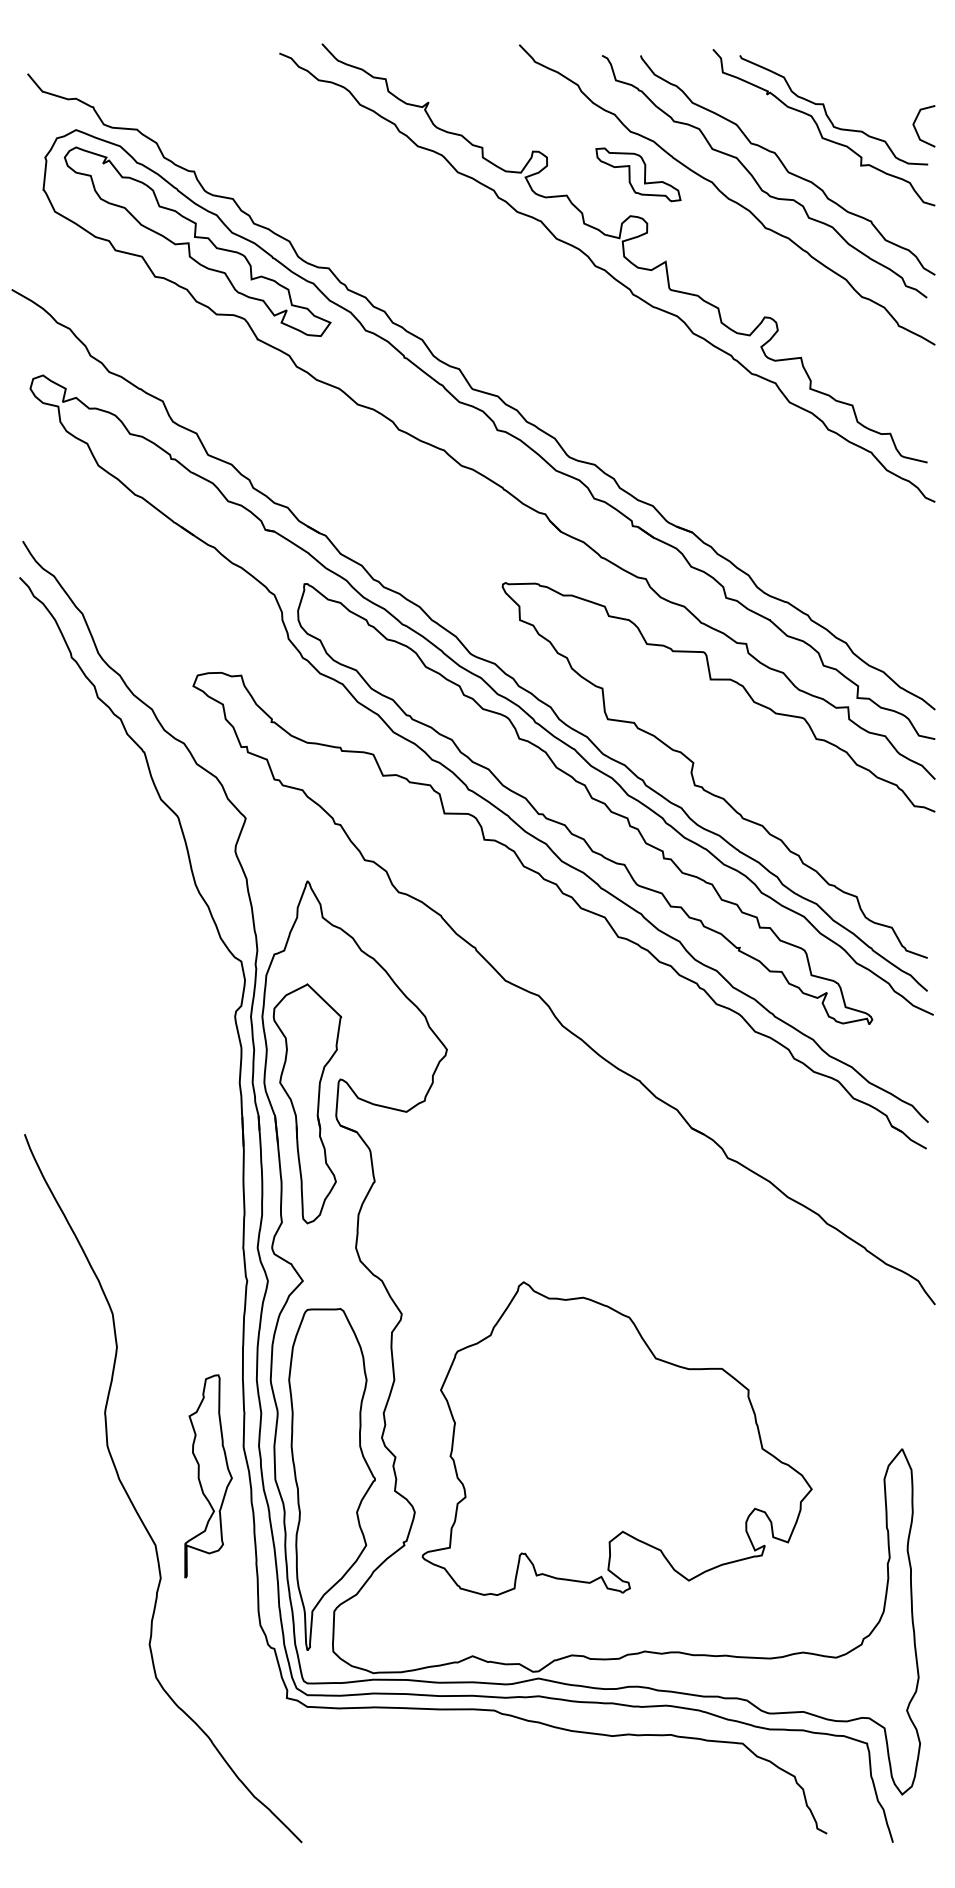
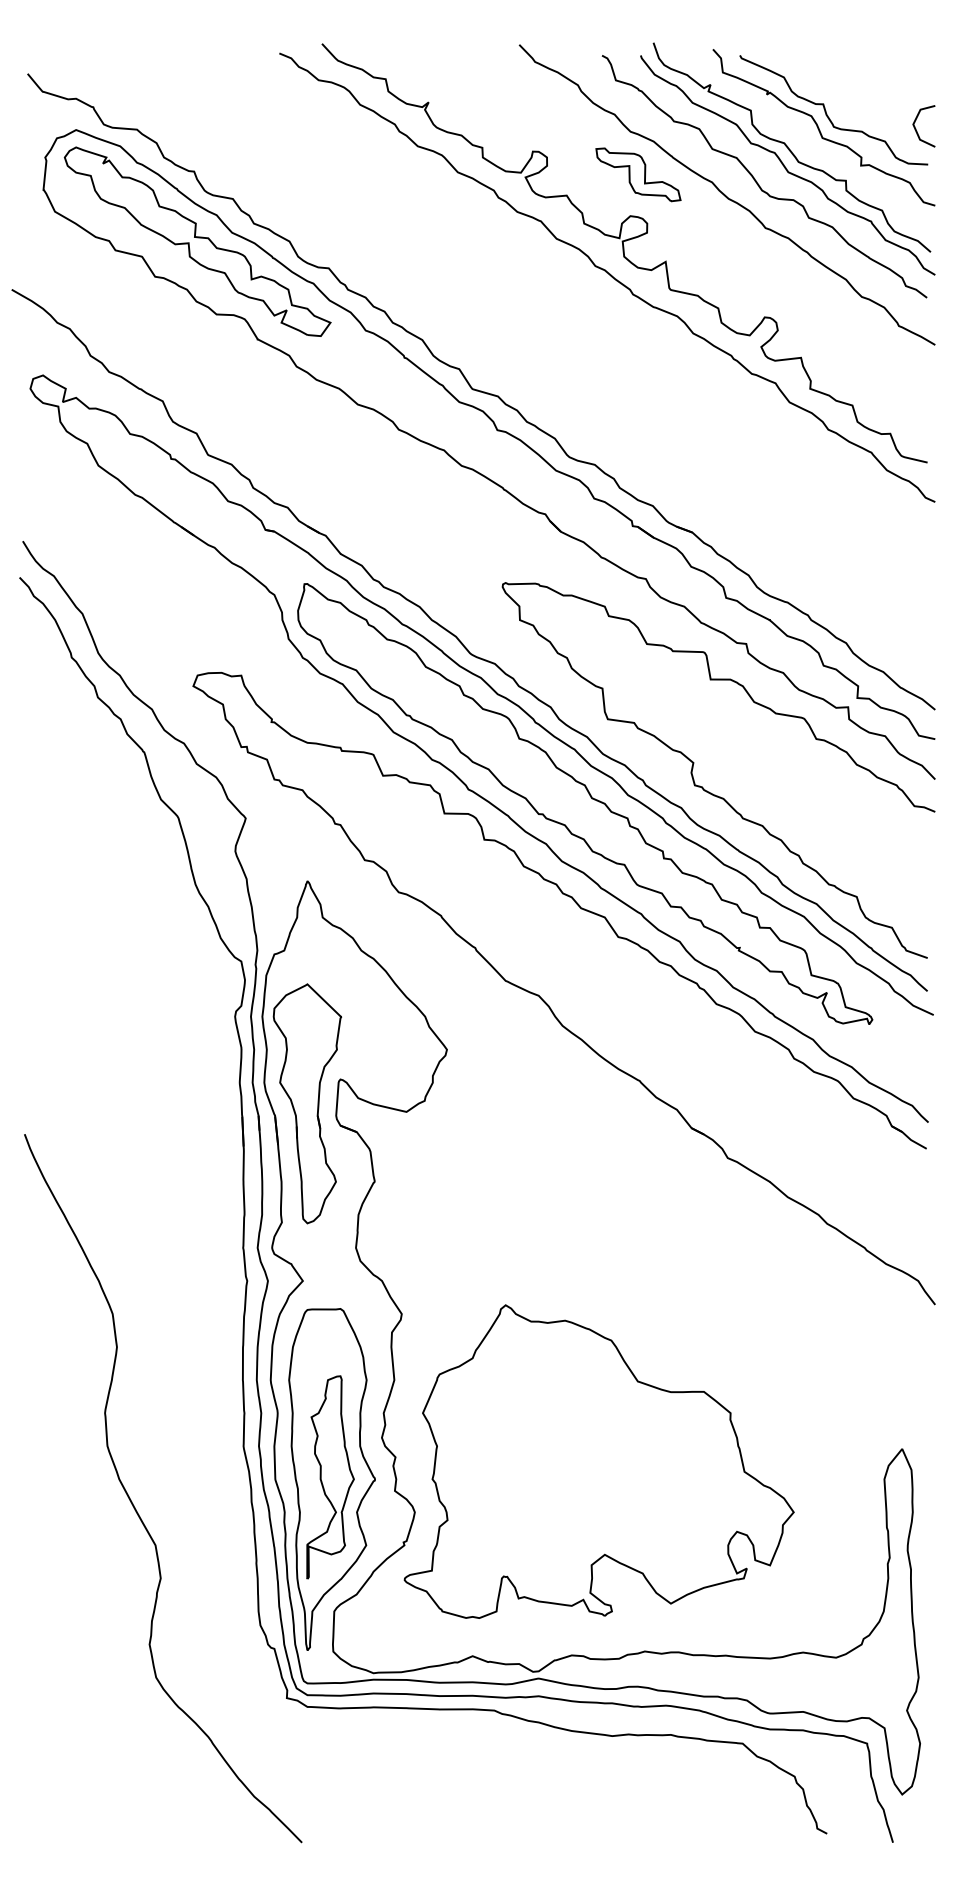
curve: none -> present (789, 148)
part position: (616, 1438) -> (598, 1461) (598, 1461)
part position: (208, 1476) -> (330, 1477) (330, 1477)
